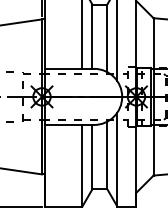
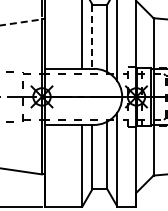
line: solid -> dashed (21, 22)
line: solid -> dashed (92, 37)
